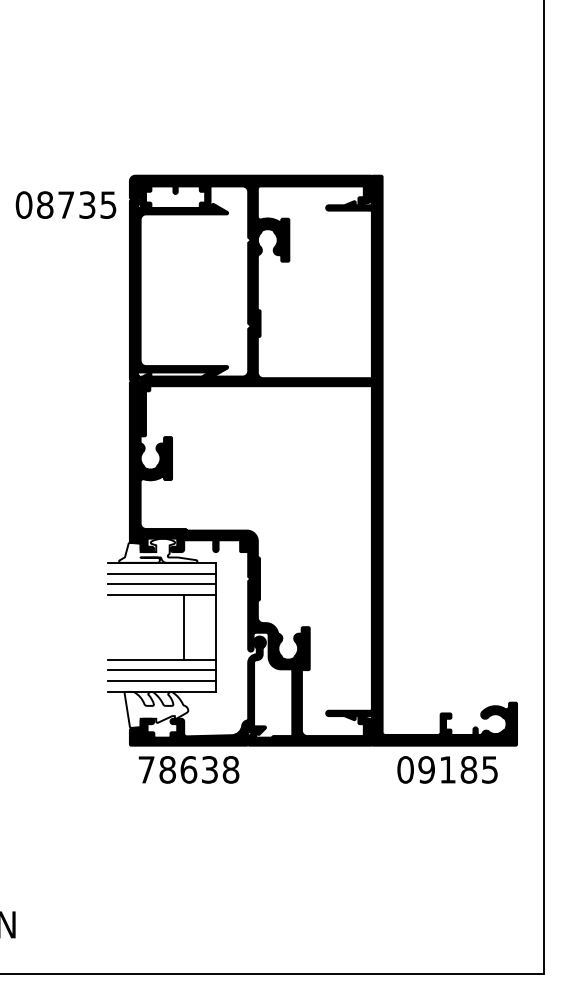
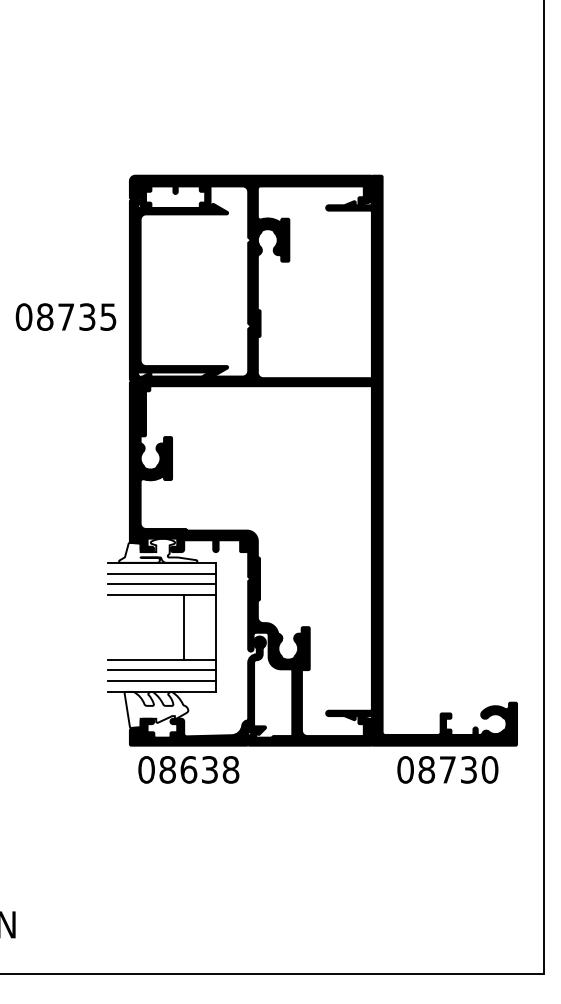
text position: (65, 204) -> (65, 316) (65, 316)
text: 78638 -> 08638 (146, 769)
text: 09185 -> 08730 (458, 769)
